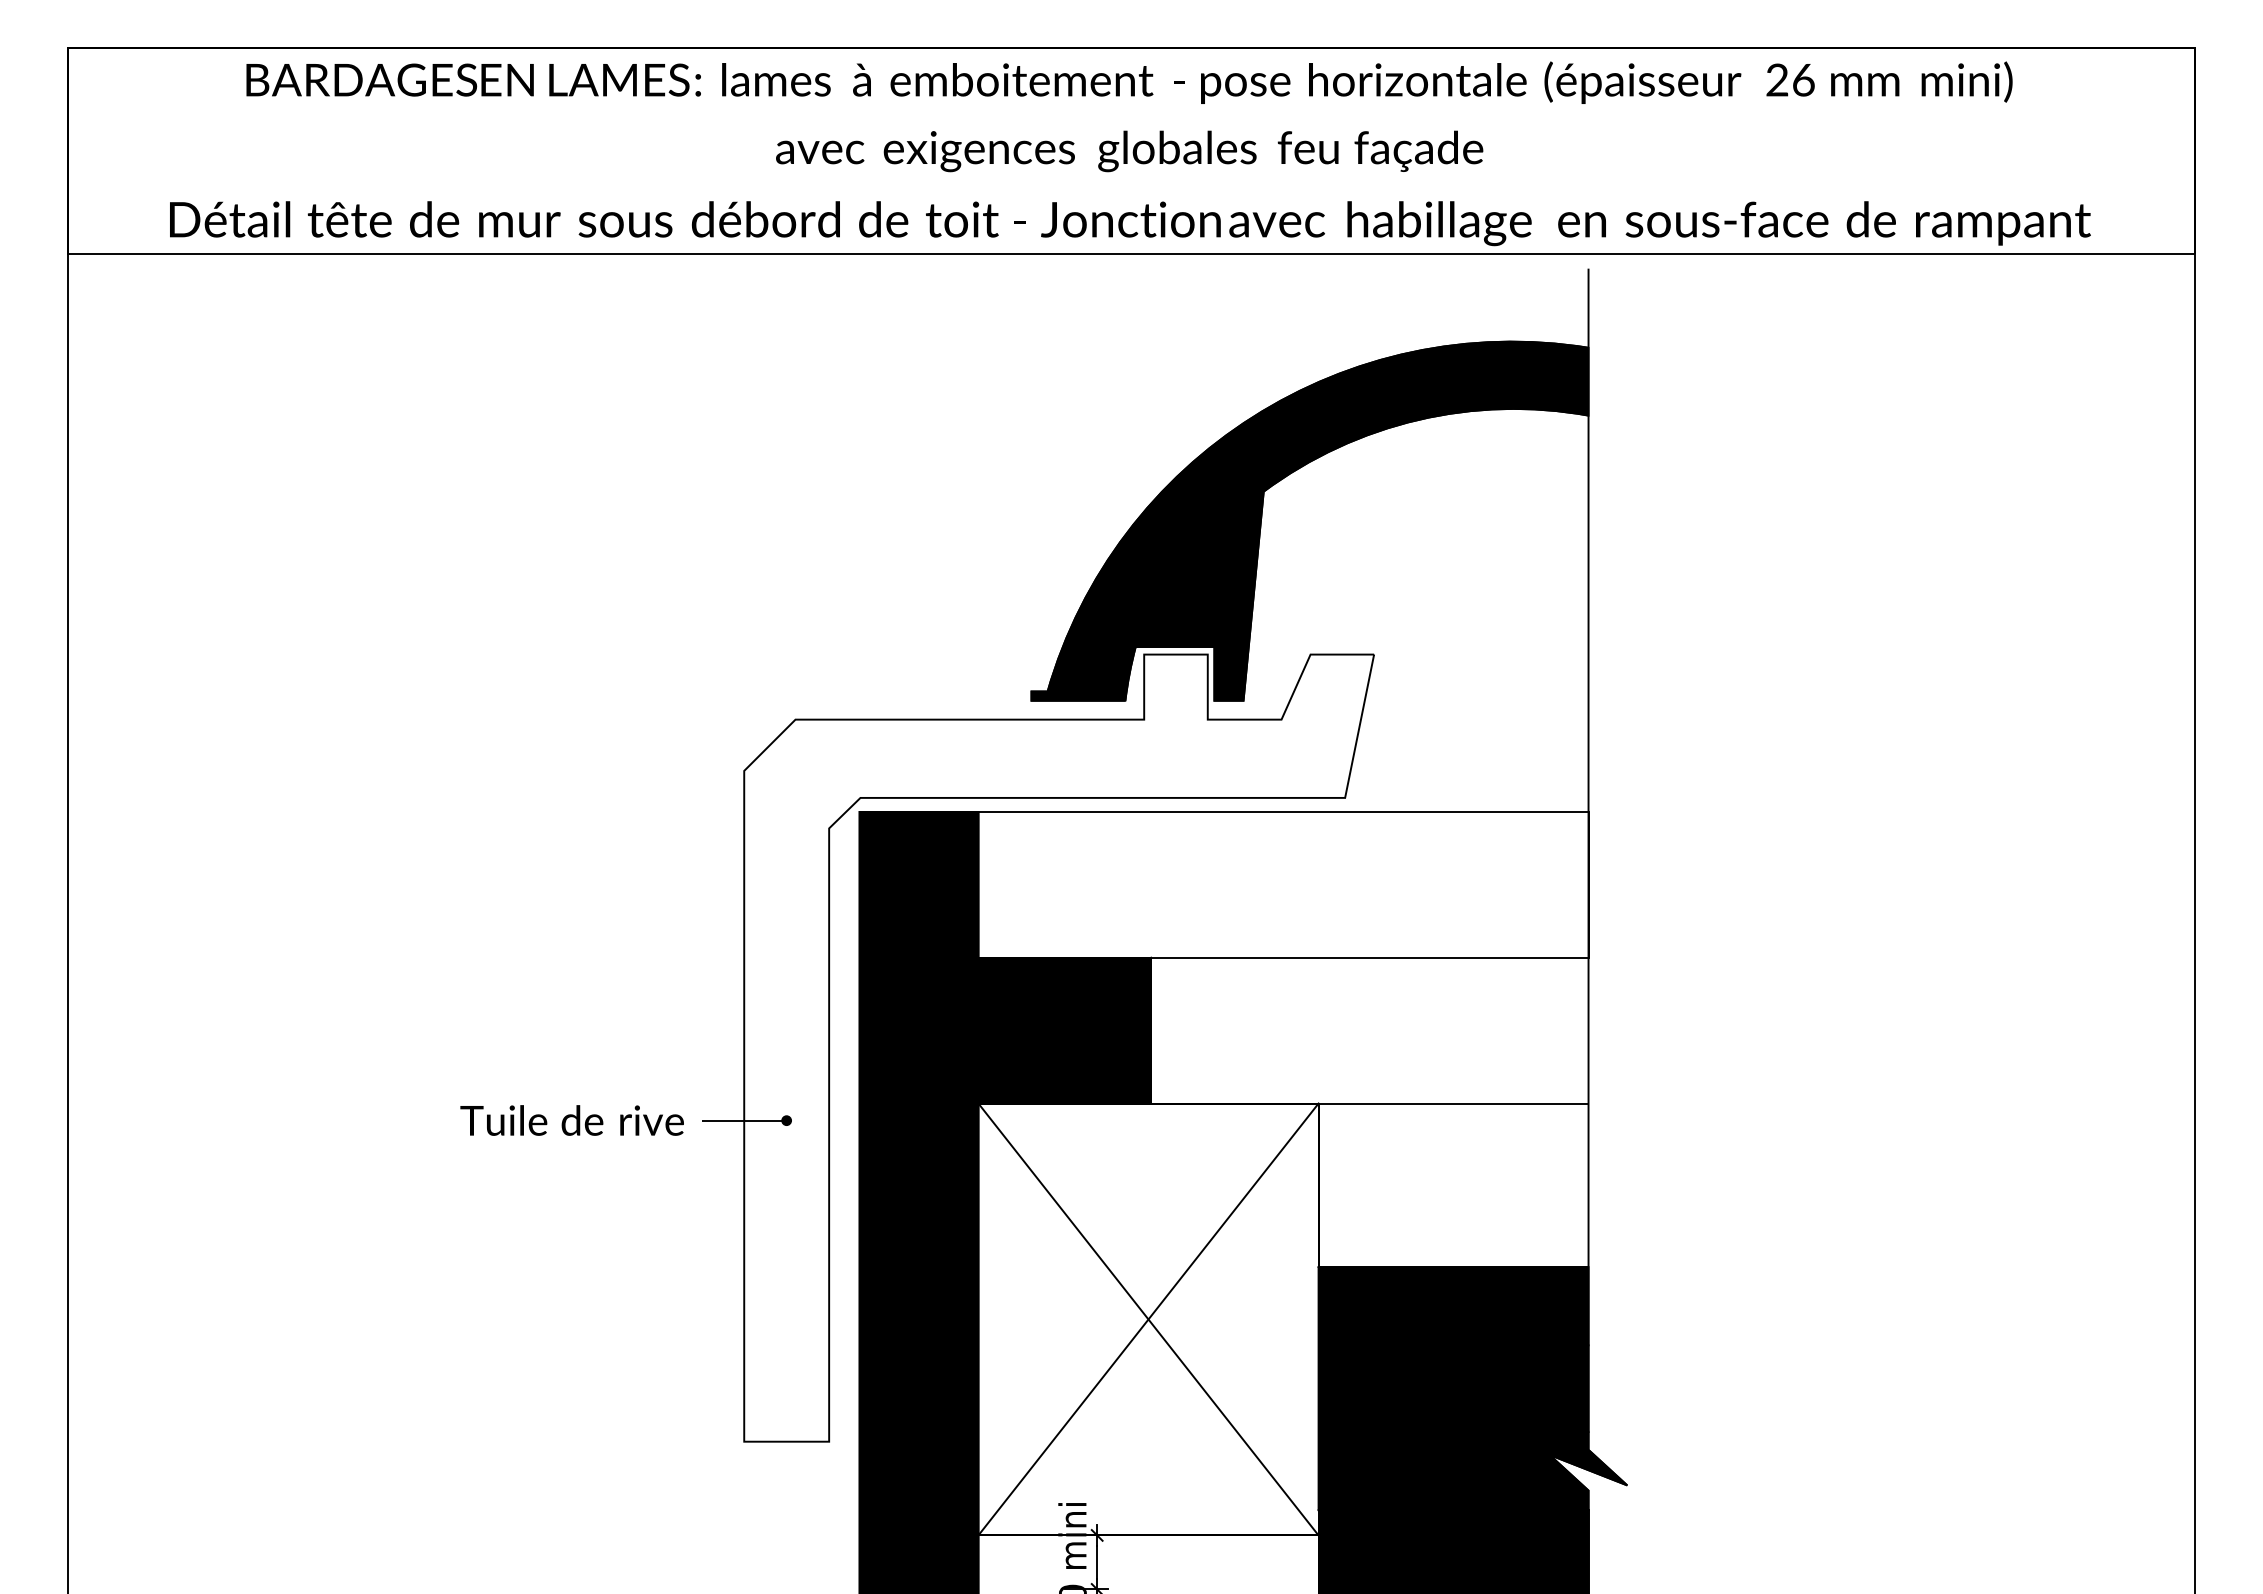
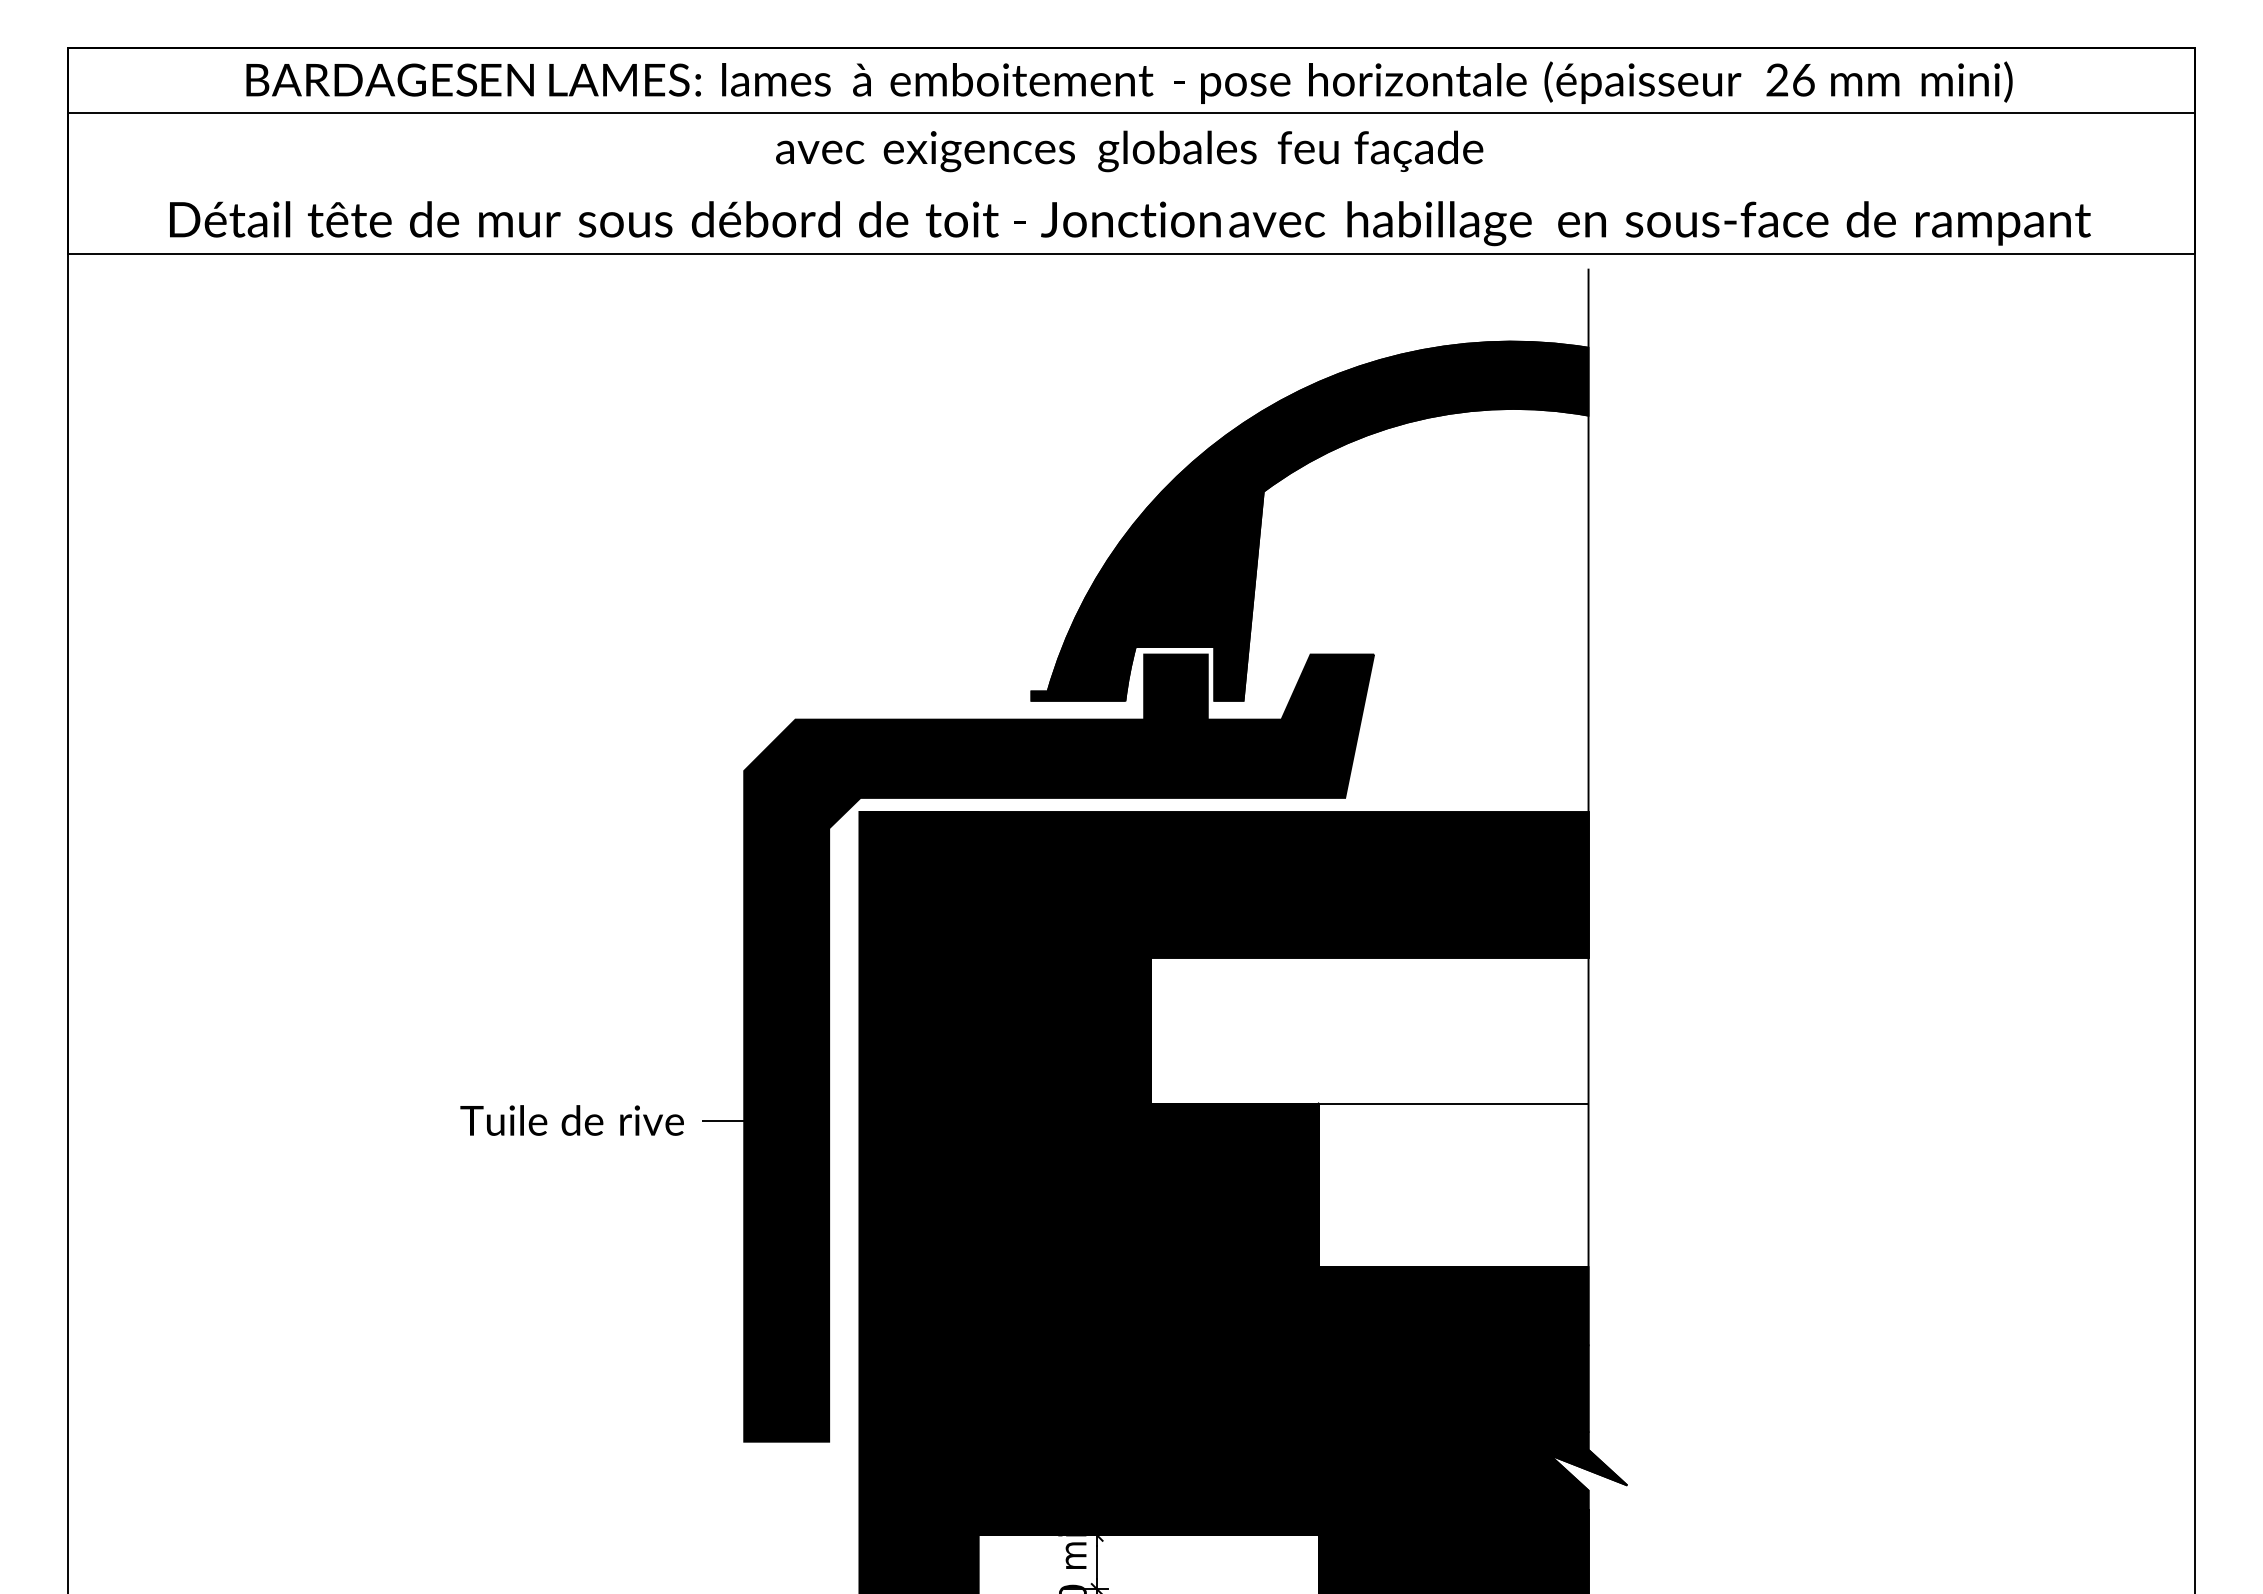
line: none -> present (1131, 112)
fill: none -> present (1283, 884)
fill: none -> present (1059, 1047)
fill: none -> present (1148, 1319)
